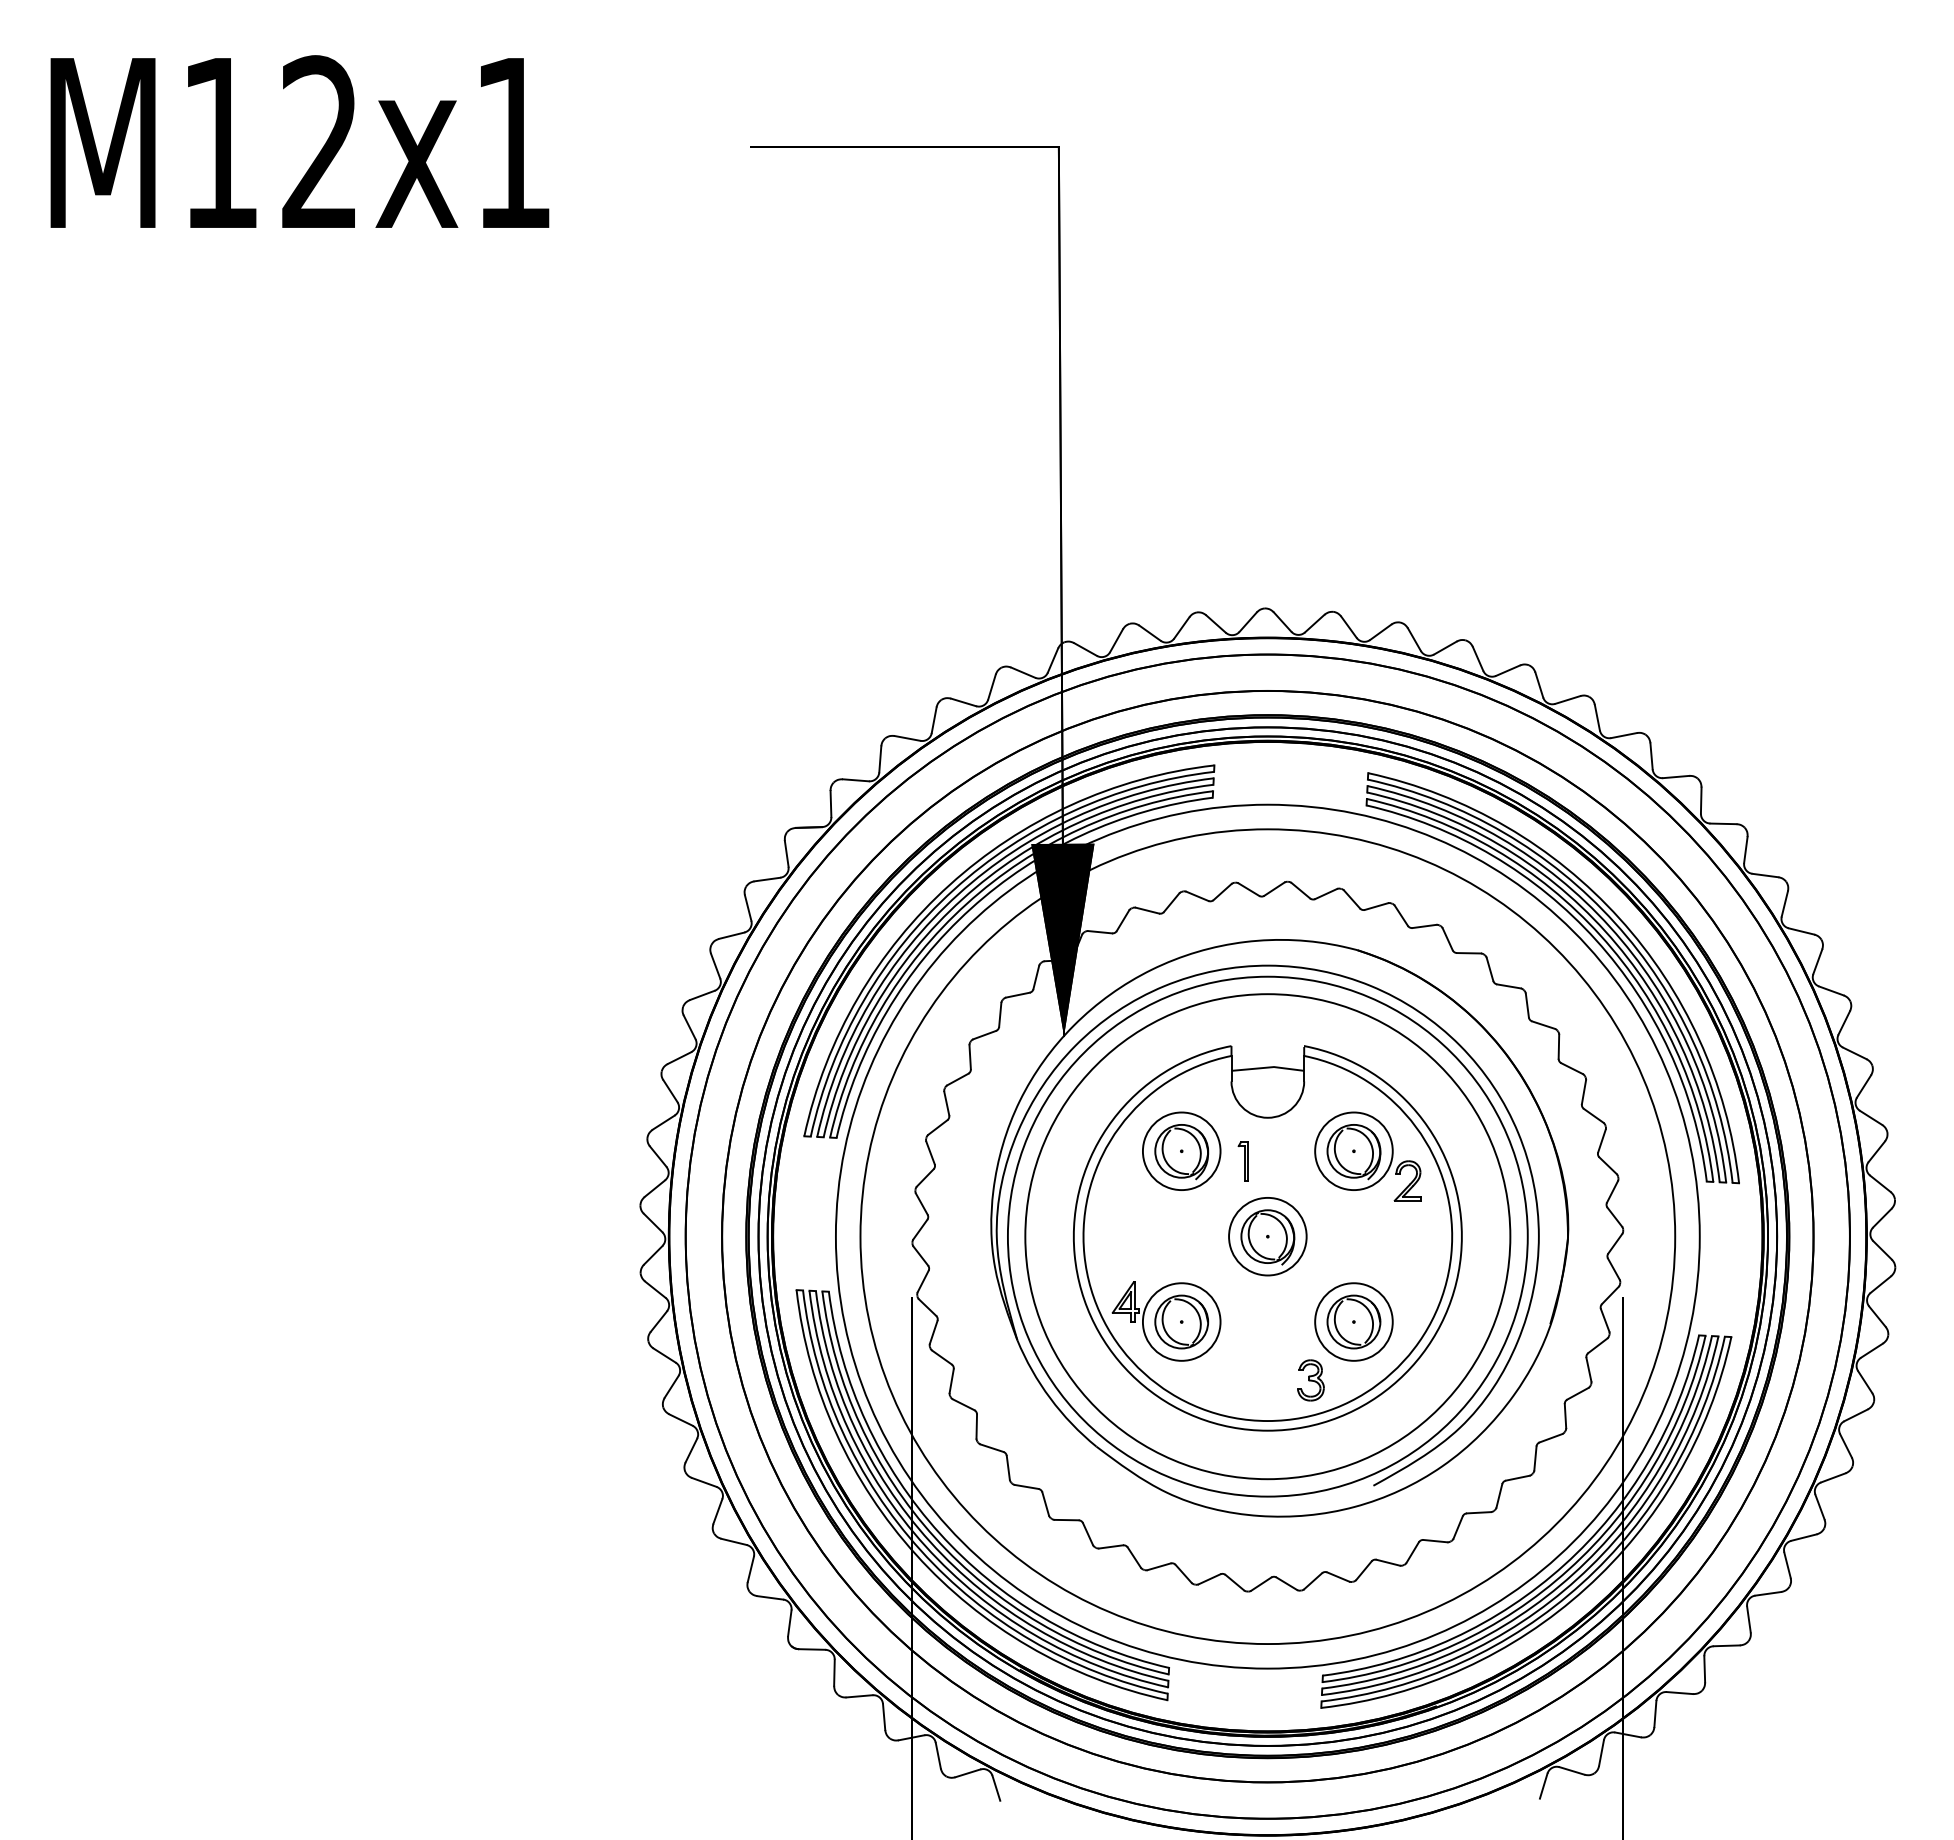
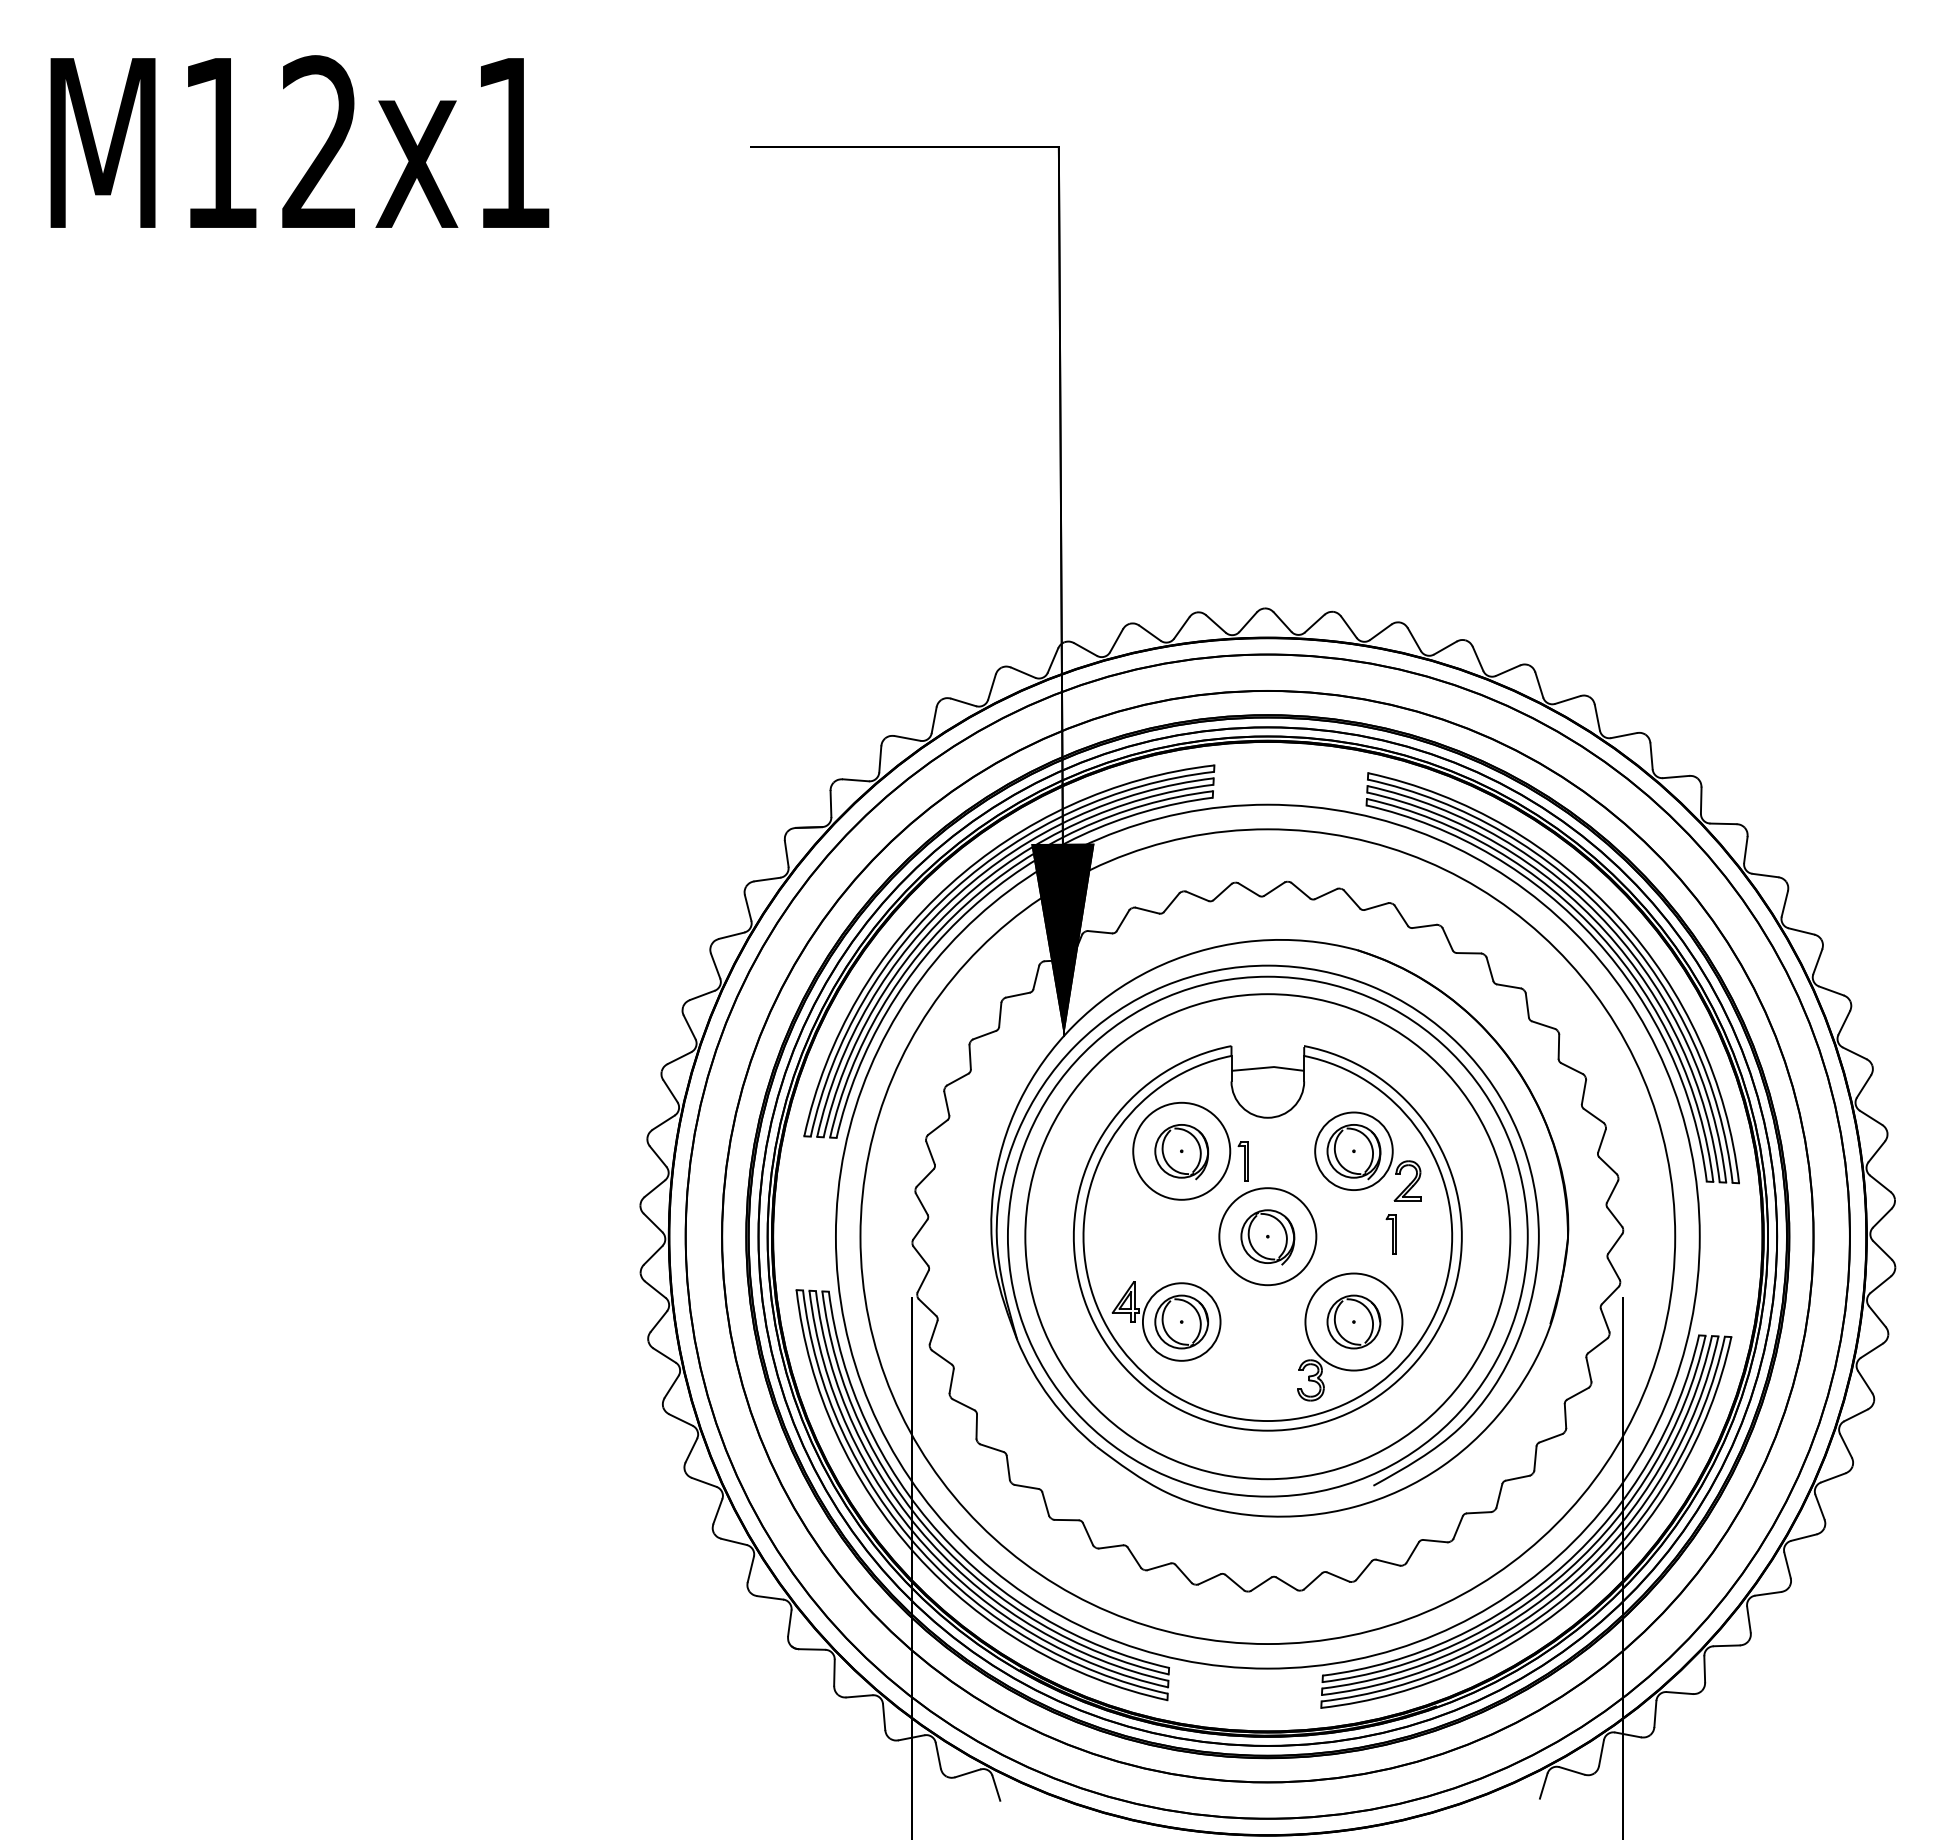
circle diameter: 78 px -> 97 px (1181, 1150)
part: none -> present (1390, 1234)
circle diameter: 78 px -> 97 px (1267, 1236)
circle diameter: 78 px -> 97 px (1353, 1321)
